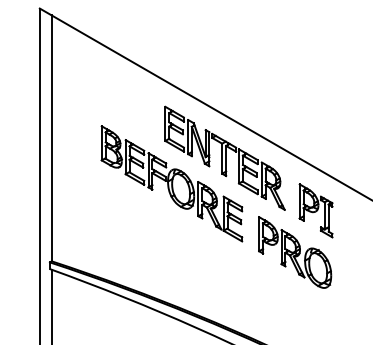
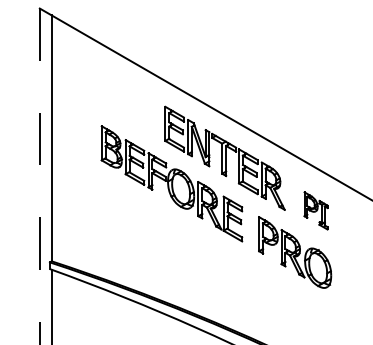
line: solid -> dashed (39, 176)
part size: 36x56 px -> 26x40 px (315, 210)
